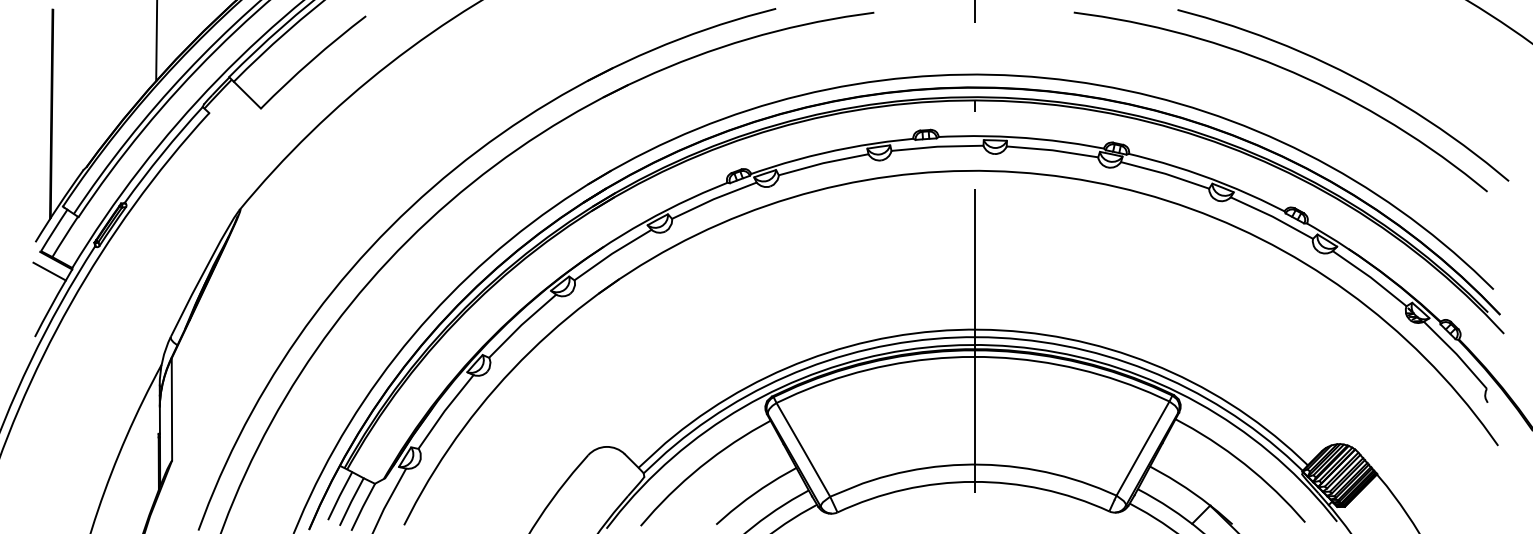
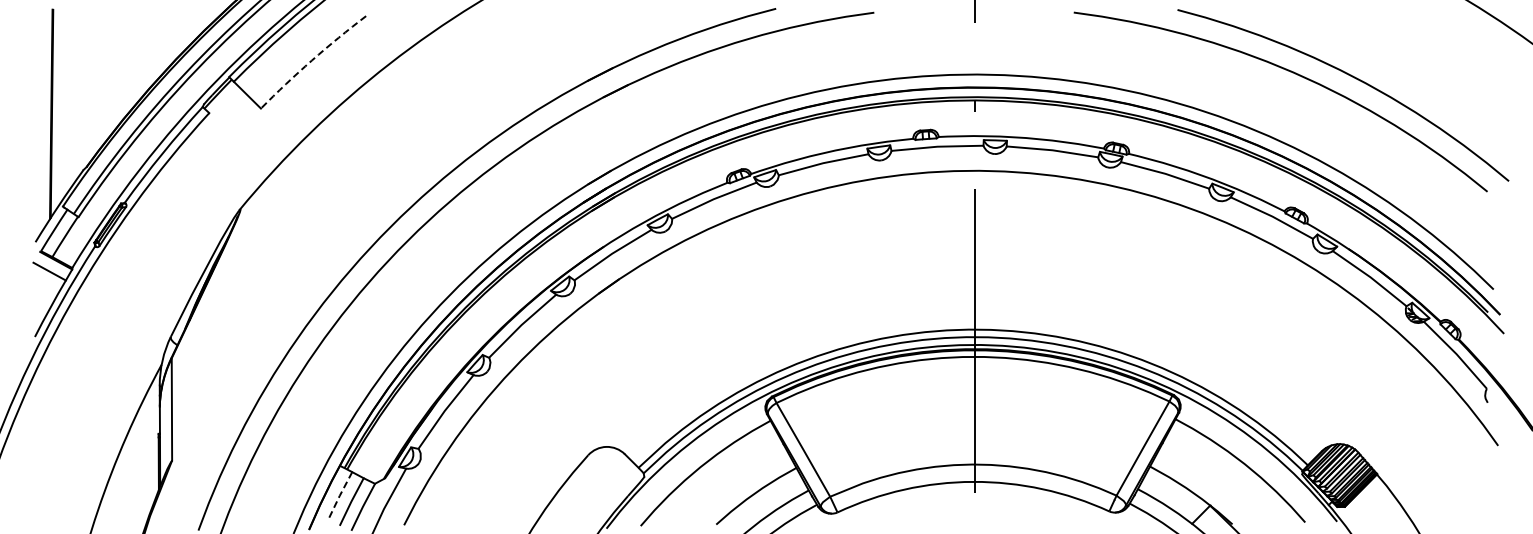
line: present -> none (156, 41)
arc: solid -> dashed (311, 60)
line: solid -> dashed (339, 495)
